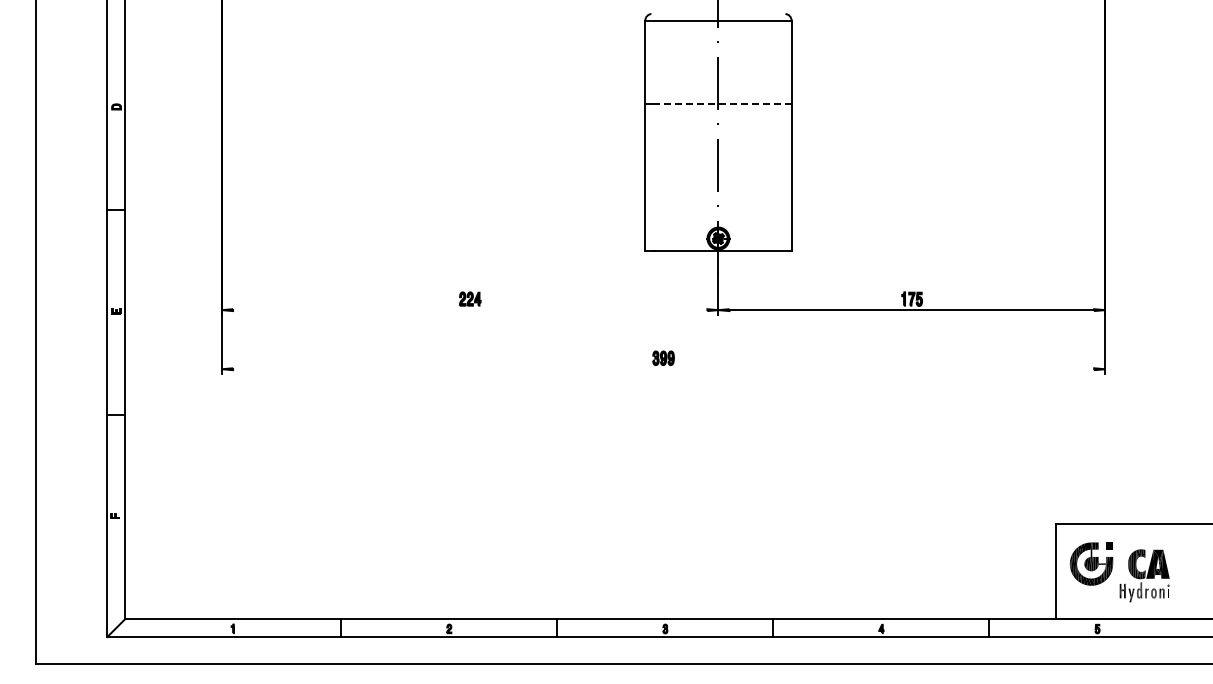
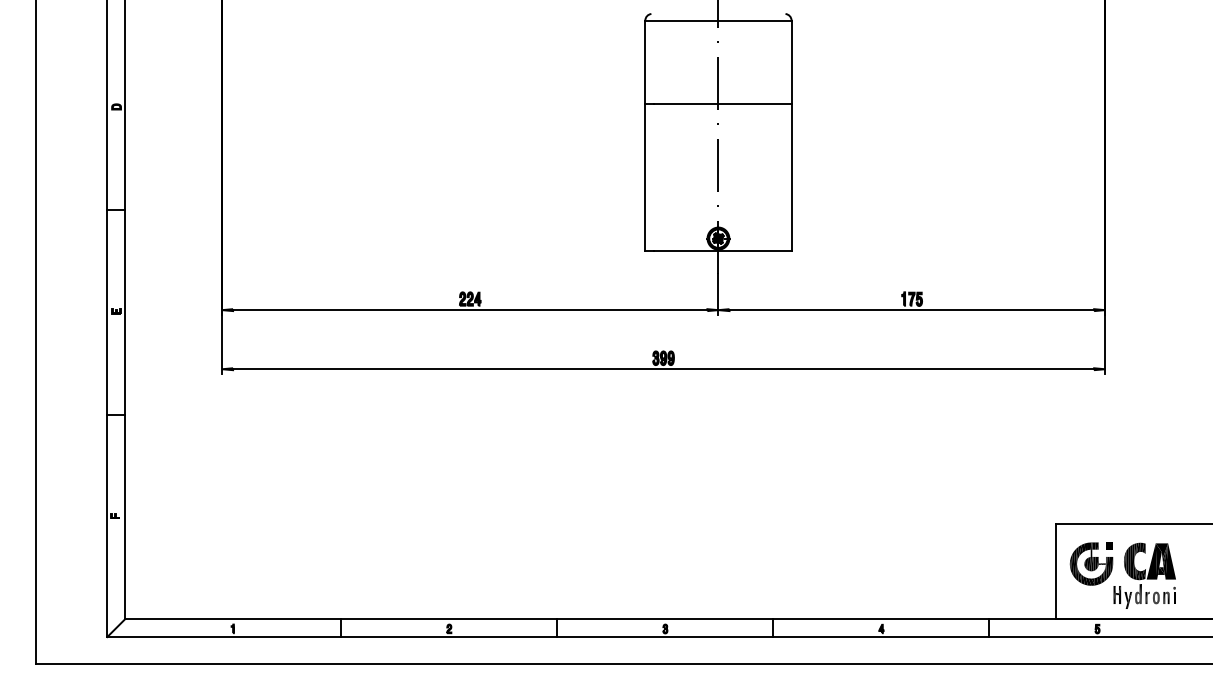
line: dashed -> solid (722, 103)
line: none -> present (470, 310)
line: none -> present (663, 369)
part size: 51x54 px -> 63x67 px (1144, 575)
